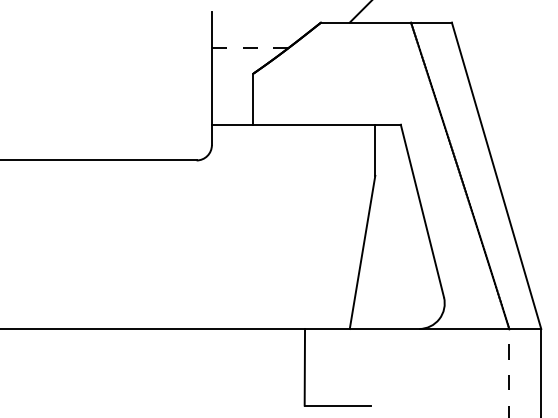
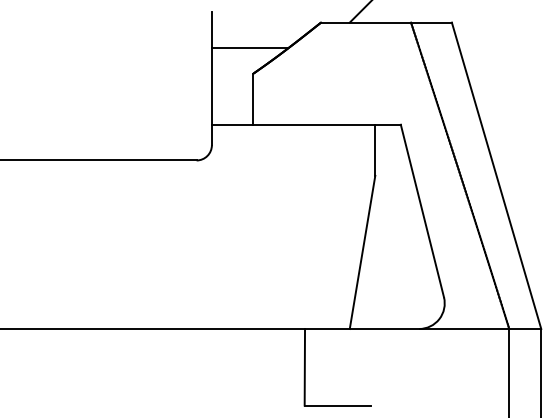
line: dashed -> solid (250, 48)
line: dashed -> solid (509, 372)
